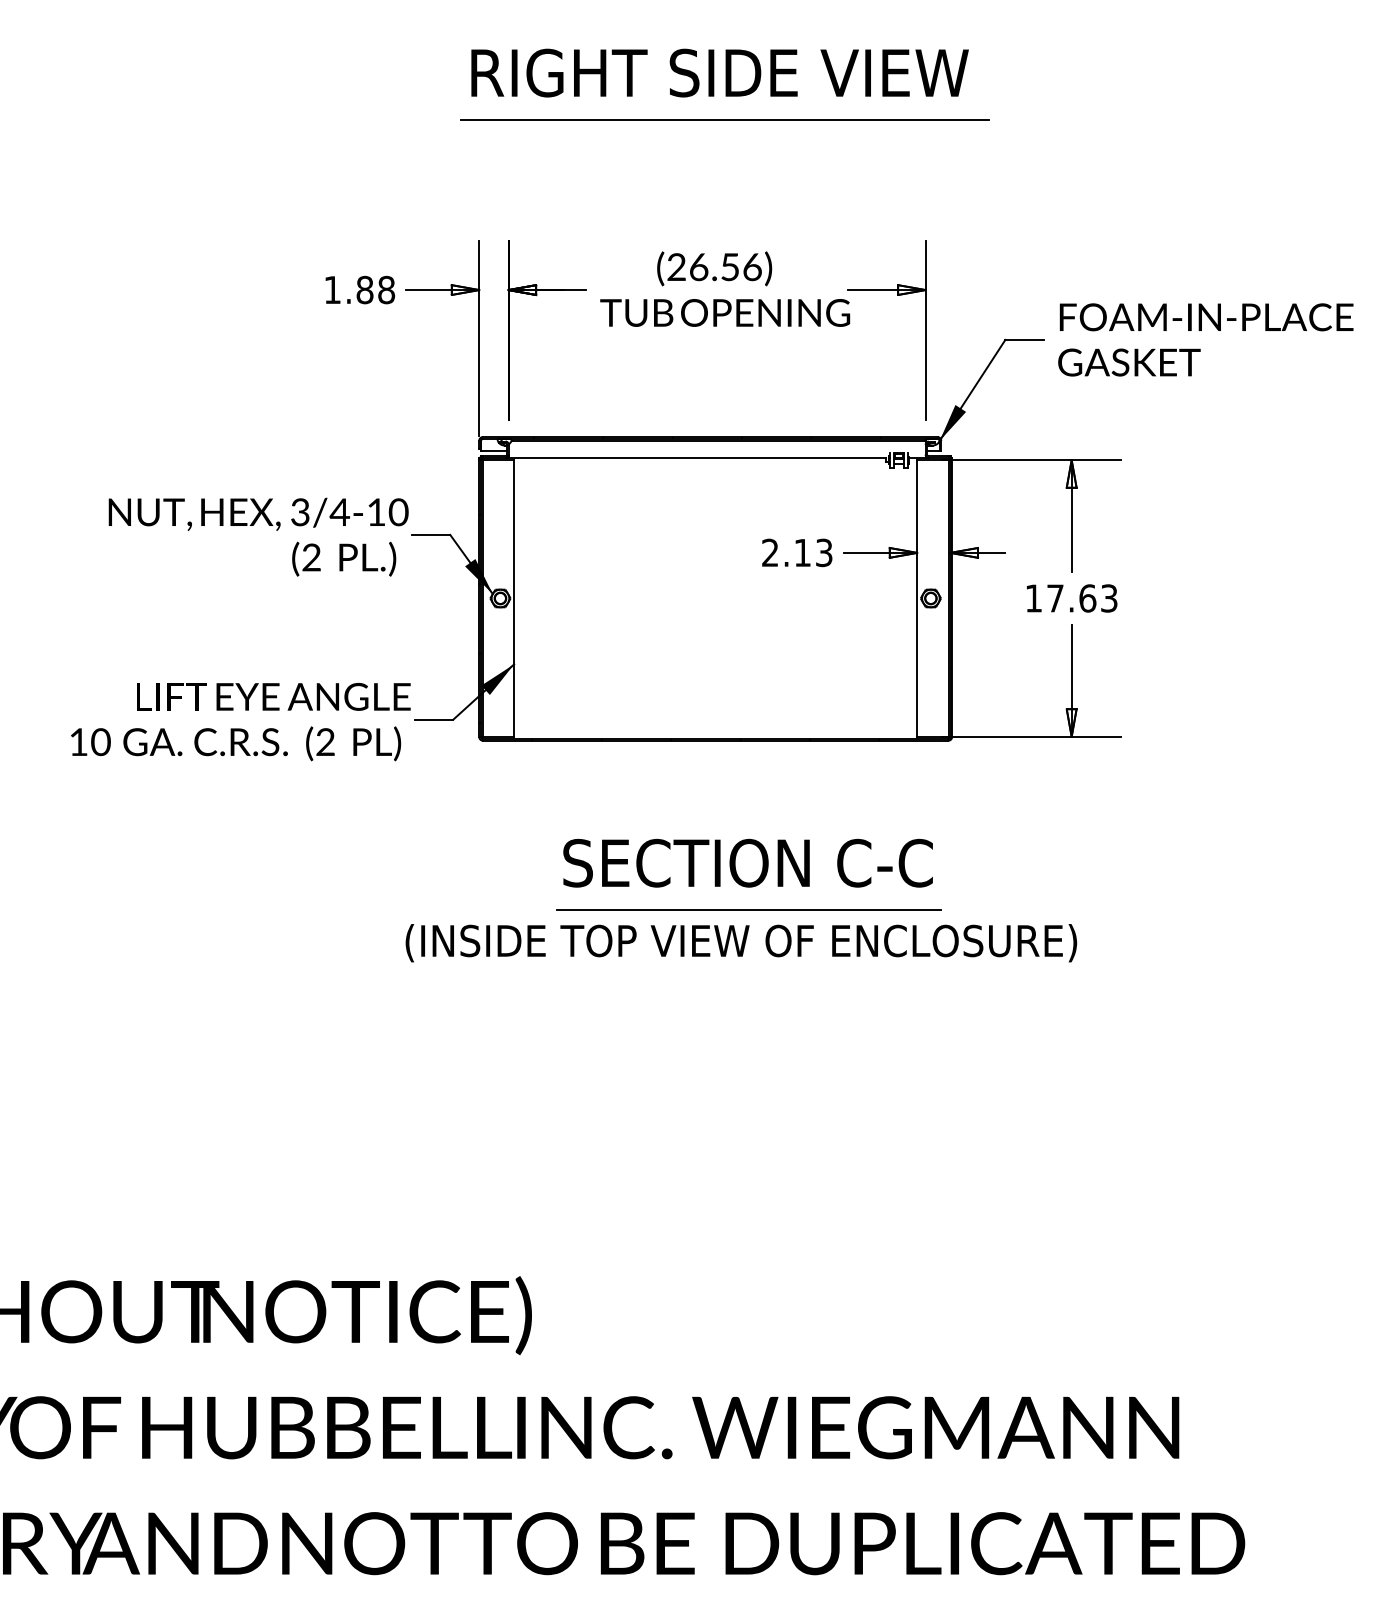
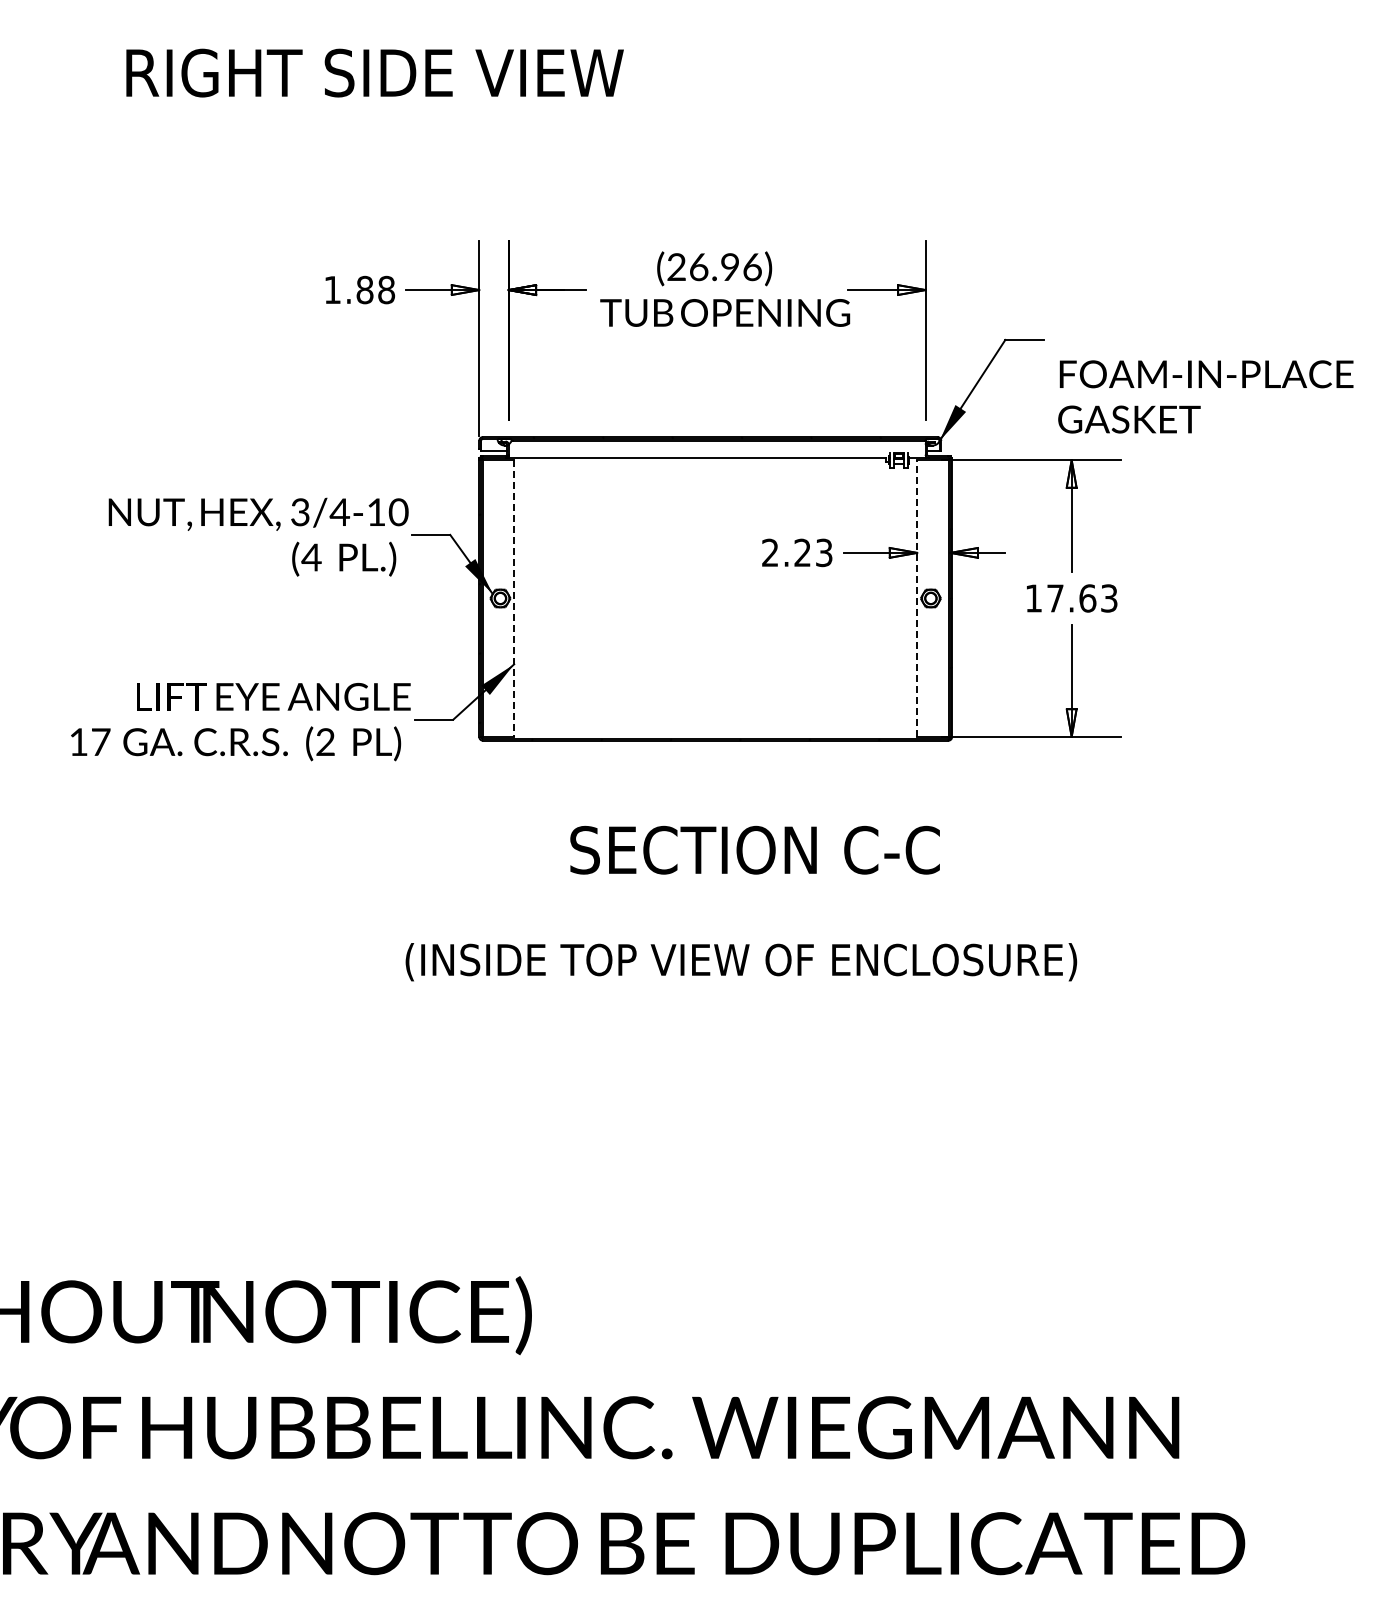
text position: (719, 72) -> (374, 72) (374, 72)
line: present -> none (724, 119)
text: (26.56) -> (26.96) (729, 267)
text position: (1205, 339) -> (1205, 396) (1205, 396)
text: 2.13 -> 2.23 (802, 552)
text: (2 -> (4 (311, 557)
line: solid -> dashed (917, 598)
line: solid -> dashed (514, 599)
text: 10 -> 17 (100, 742)
text position: (747, 862) -> (754, 849) (754, 849)
line: present -> none (748, 909)
text position: (741, 943) -> (741, 962) (741, 962)
